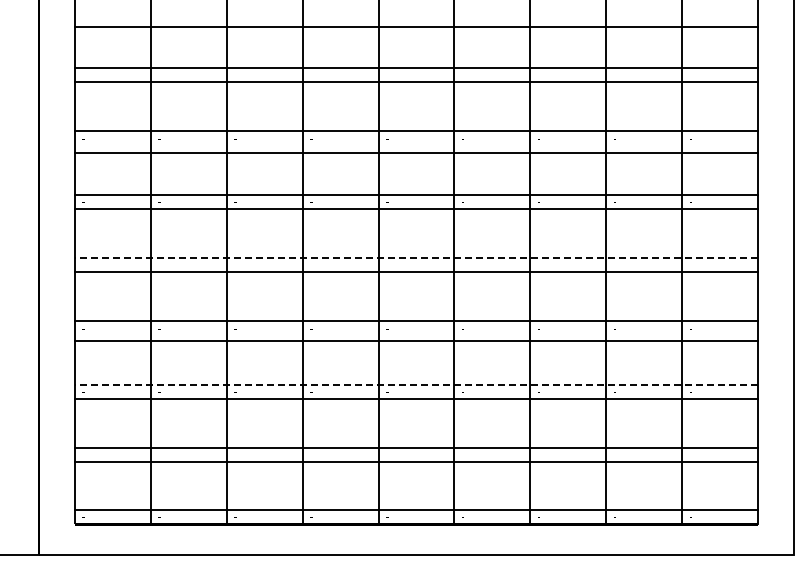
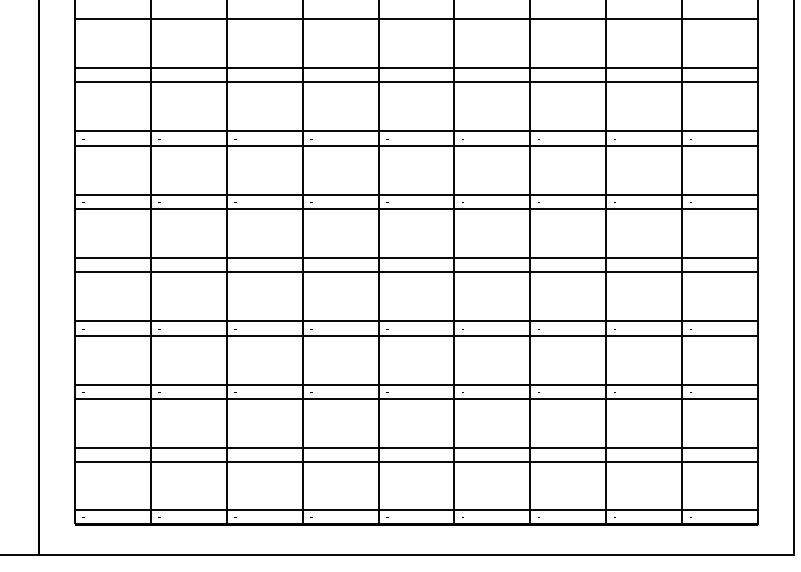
line position: (416, 27) -> (416, 19) (416, 19)
line position: (416, 152) -> (416, 145) (416, 145)
line: dashed -> solid (416, 257)
line position: (416, 340) -> (416, 335) (416, 335)
line: dashed -> solid (416, 384)
